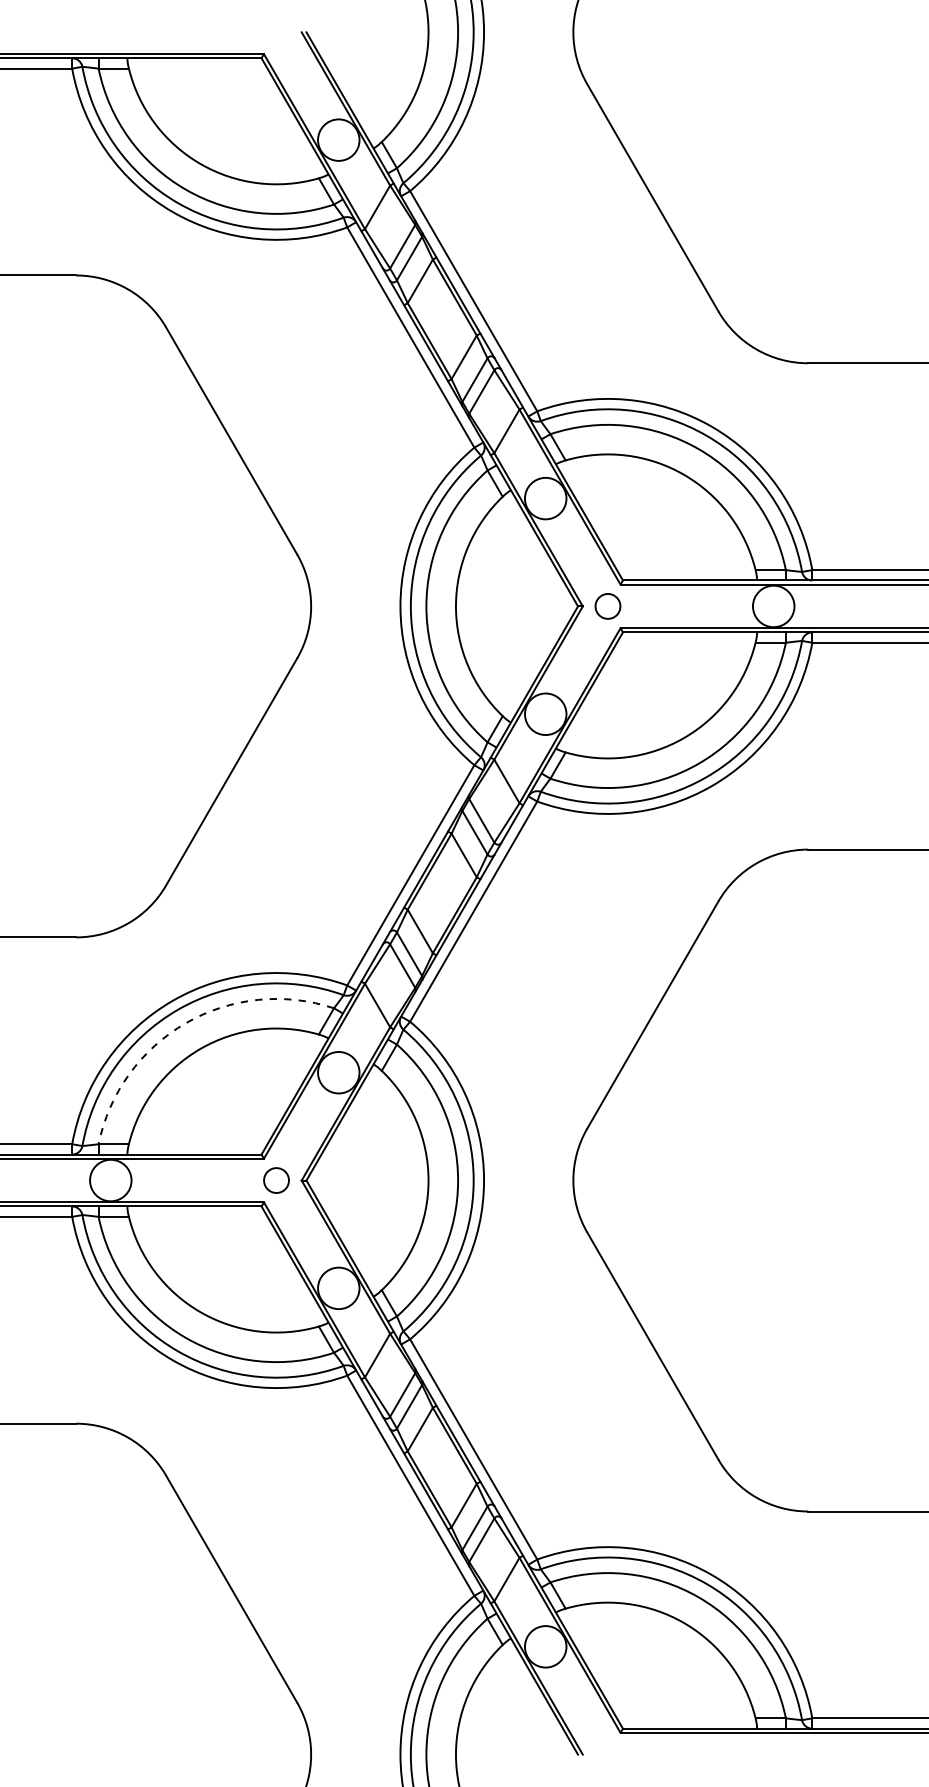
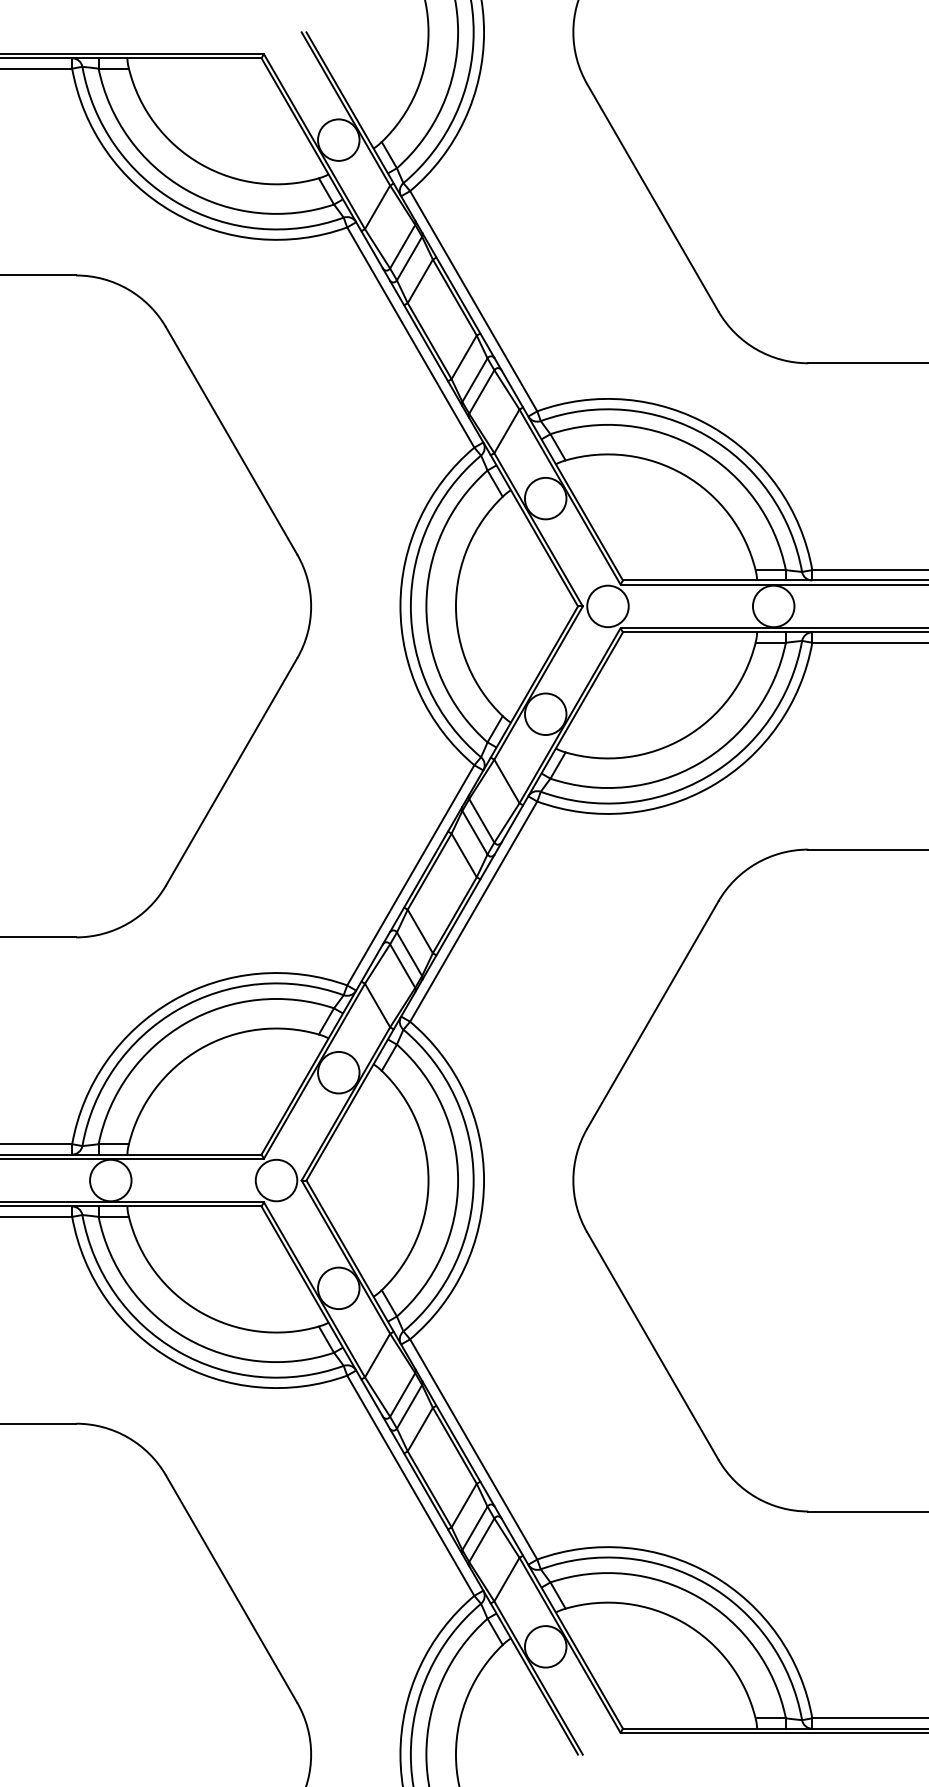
circle diameter: 25 px -> 42 px (607, 606)
arc: dashed -> solid (185, 1023)
circle diameter: 25 px -> 42 px (276, 1180)
